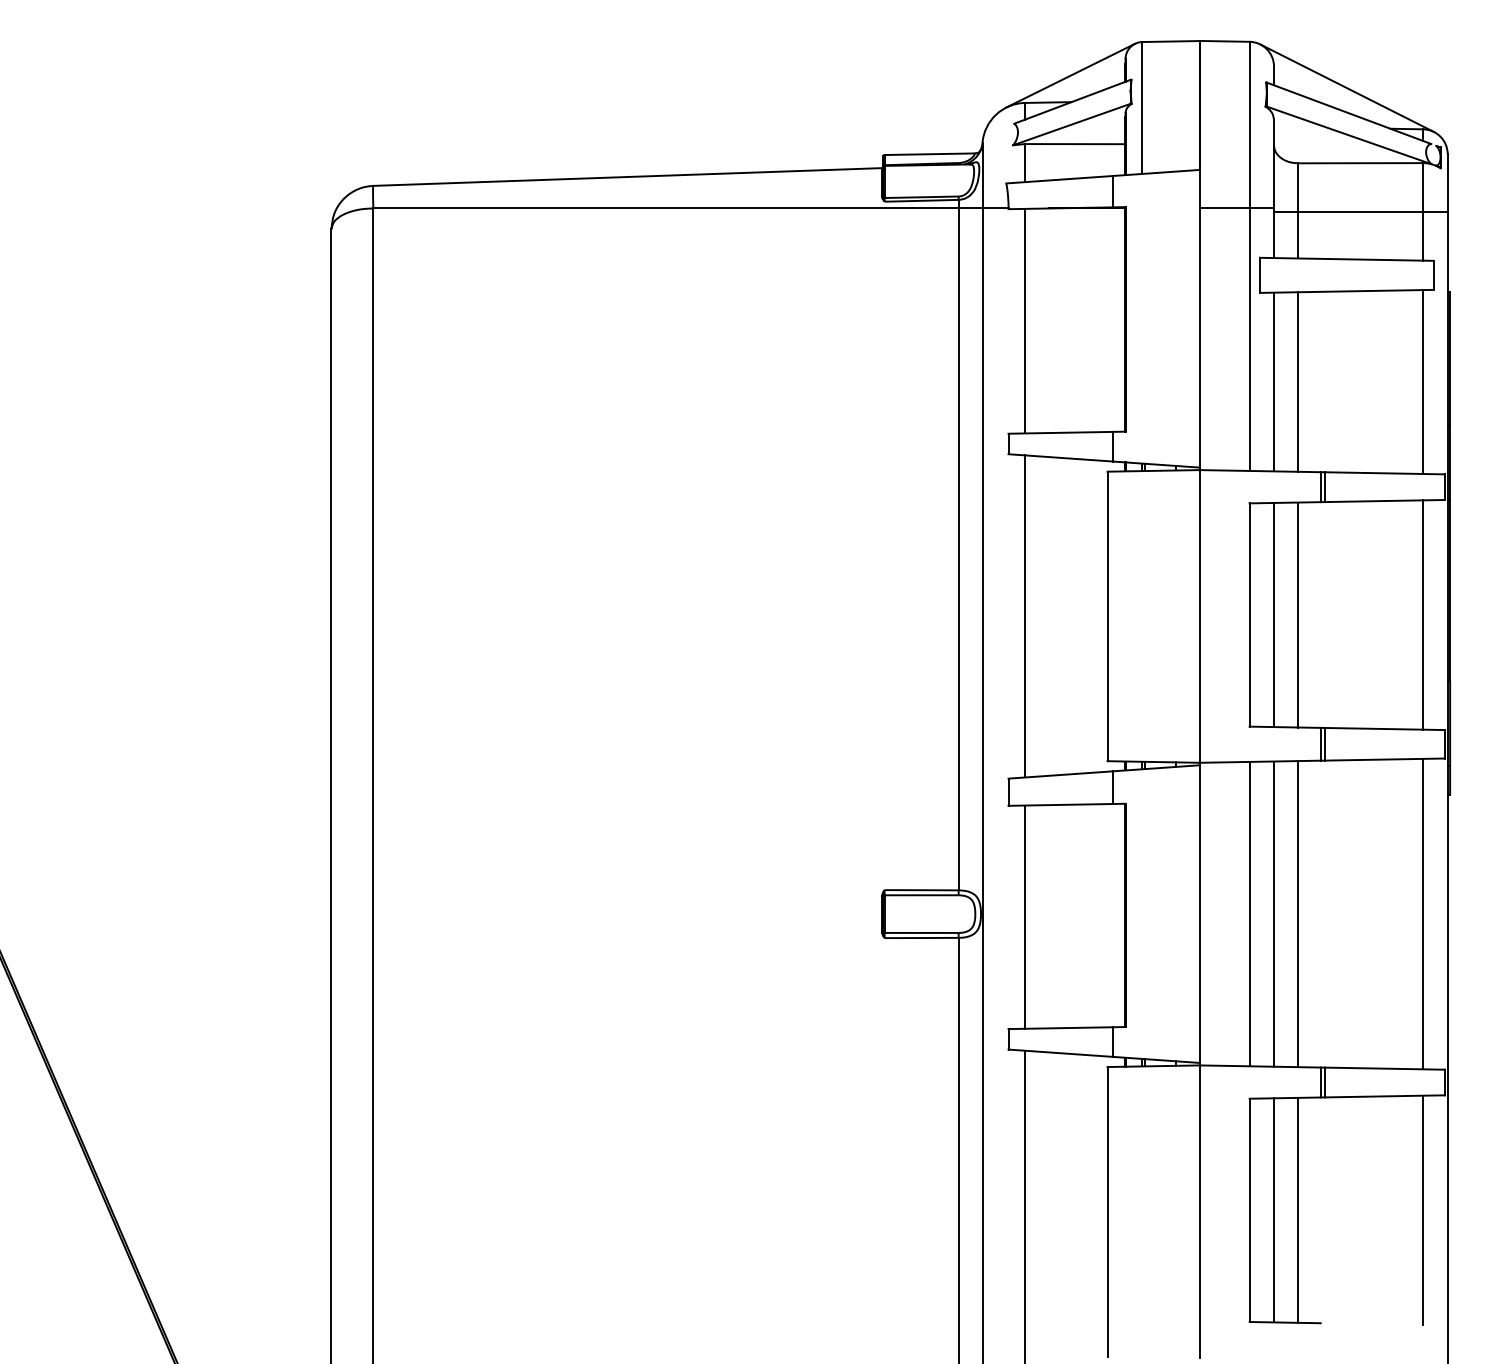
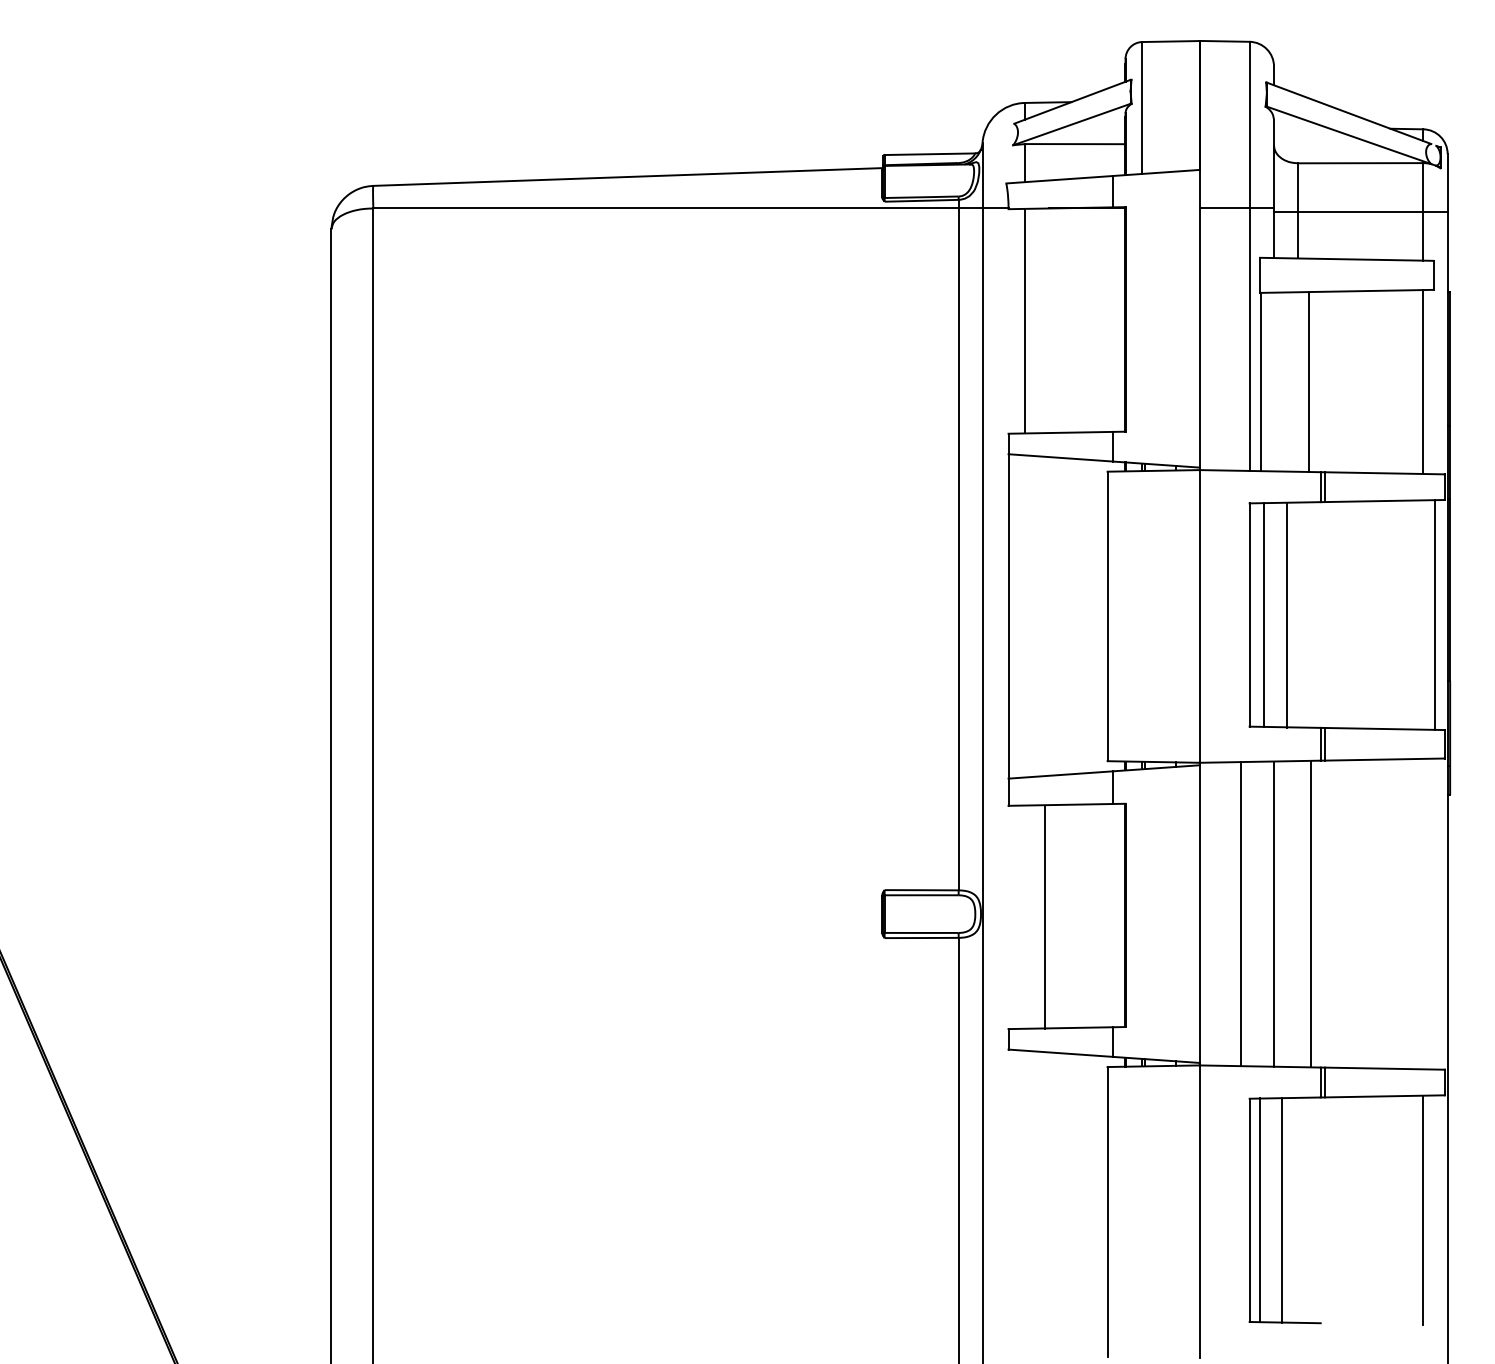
line: present -> none (1070, 75)
line: present -> none (1347, 87)
line position: (1274, 381) -> (1261, 381) (1261, 381)
line position: (1298, 381) -> (1309, 381) (1309, 381)
line position: (1274, 614) -> (1264, 614) (1264, 614)
line position: (1298, 614) -> (1287, 614) (1287, 614)
line position: (1423, 614) -> (1435, 614) (1435, 614)
line position: (1025, 616) -> (1009, 616) (1009, 616)
line position: (1249, 913) -> (1240, 913) (1240, 913)
line: present -> none (1423, 913)
line position: (1298, 914) -> (1311, 914) (1311, 914)
line position: (1025, 916) -> (1045, 916) (1045, 916)
line: present -> none (1025, 1205)
line position: (1298, 1209) -> (1282, 1209) (1282, 1209)
line position: (1274, 1210) -> (1260, 1210) (1260, 1210)
